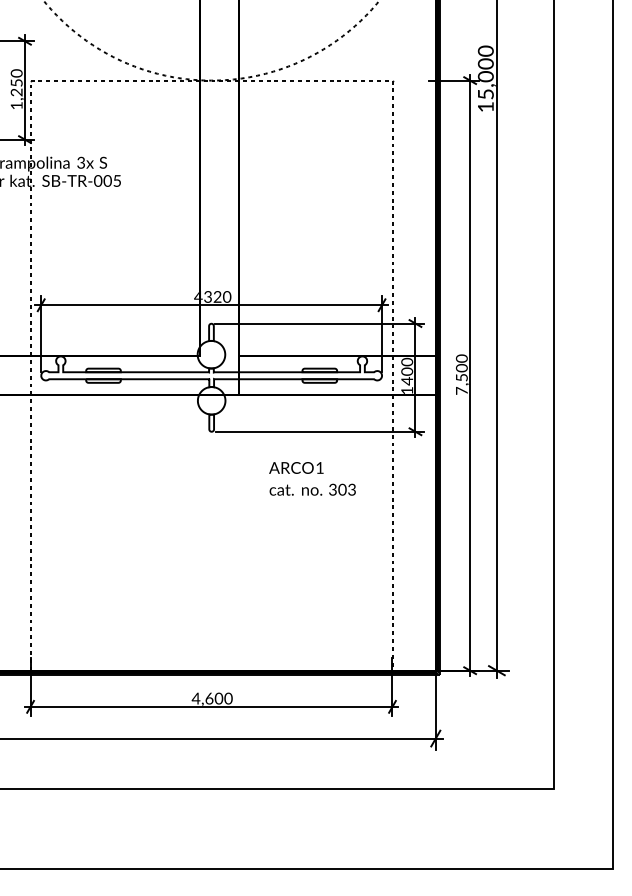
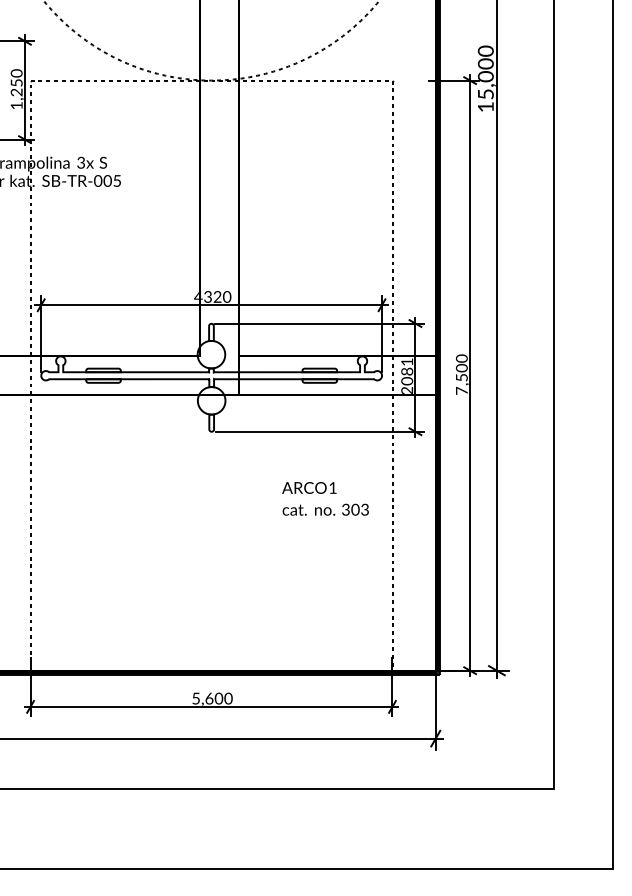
text: 1400 -> 2081 (407, 375)
text position: (312, 478) -> (325, 498) (325, 498)
text: 4,600 -> 5,600 (195, 698)
